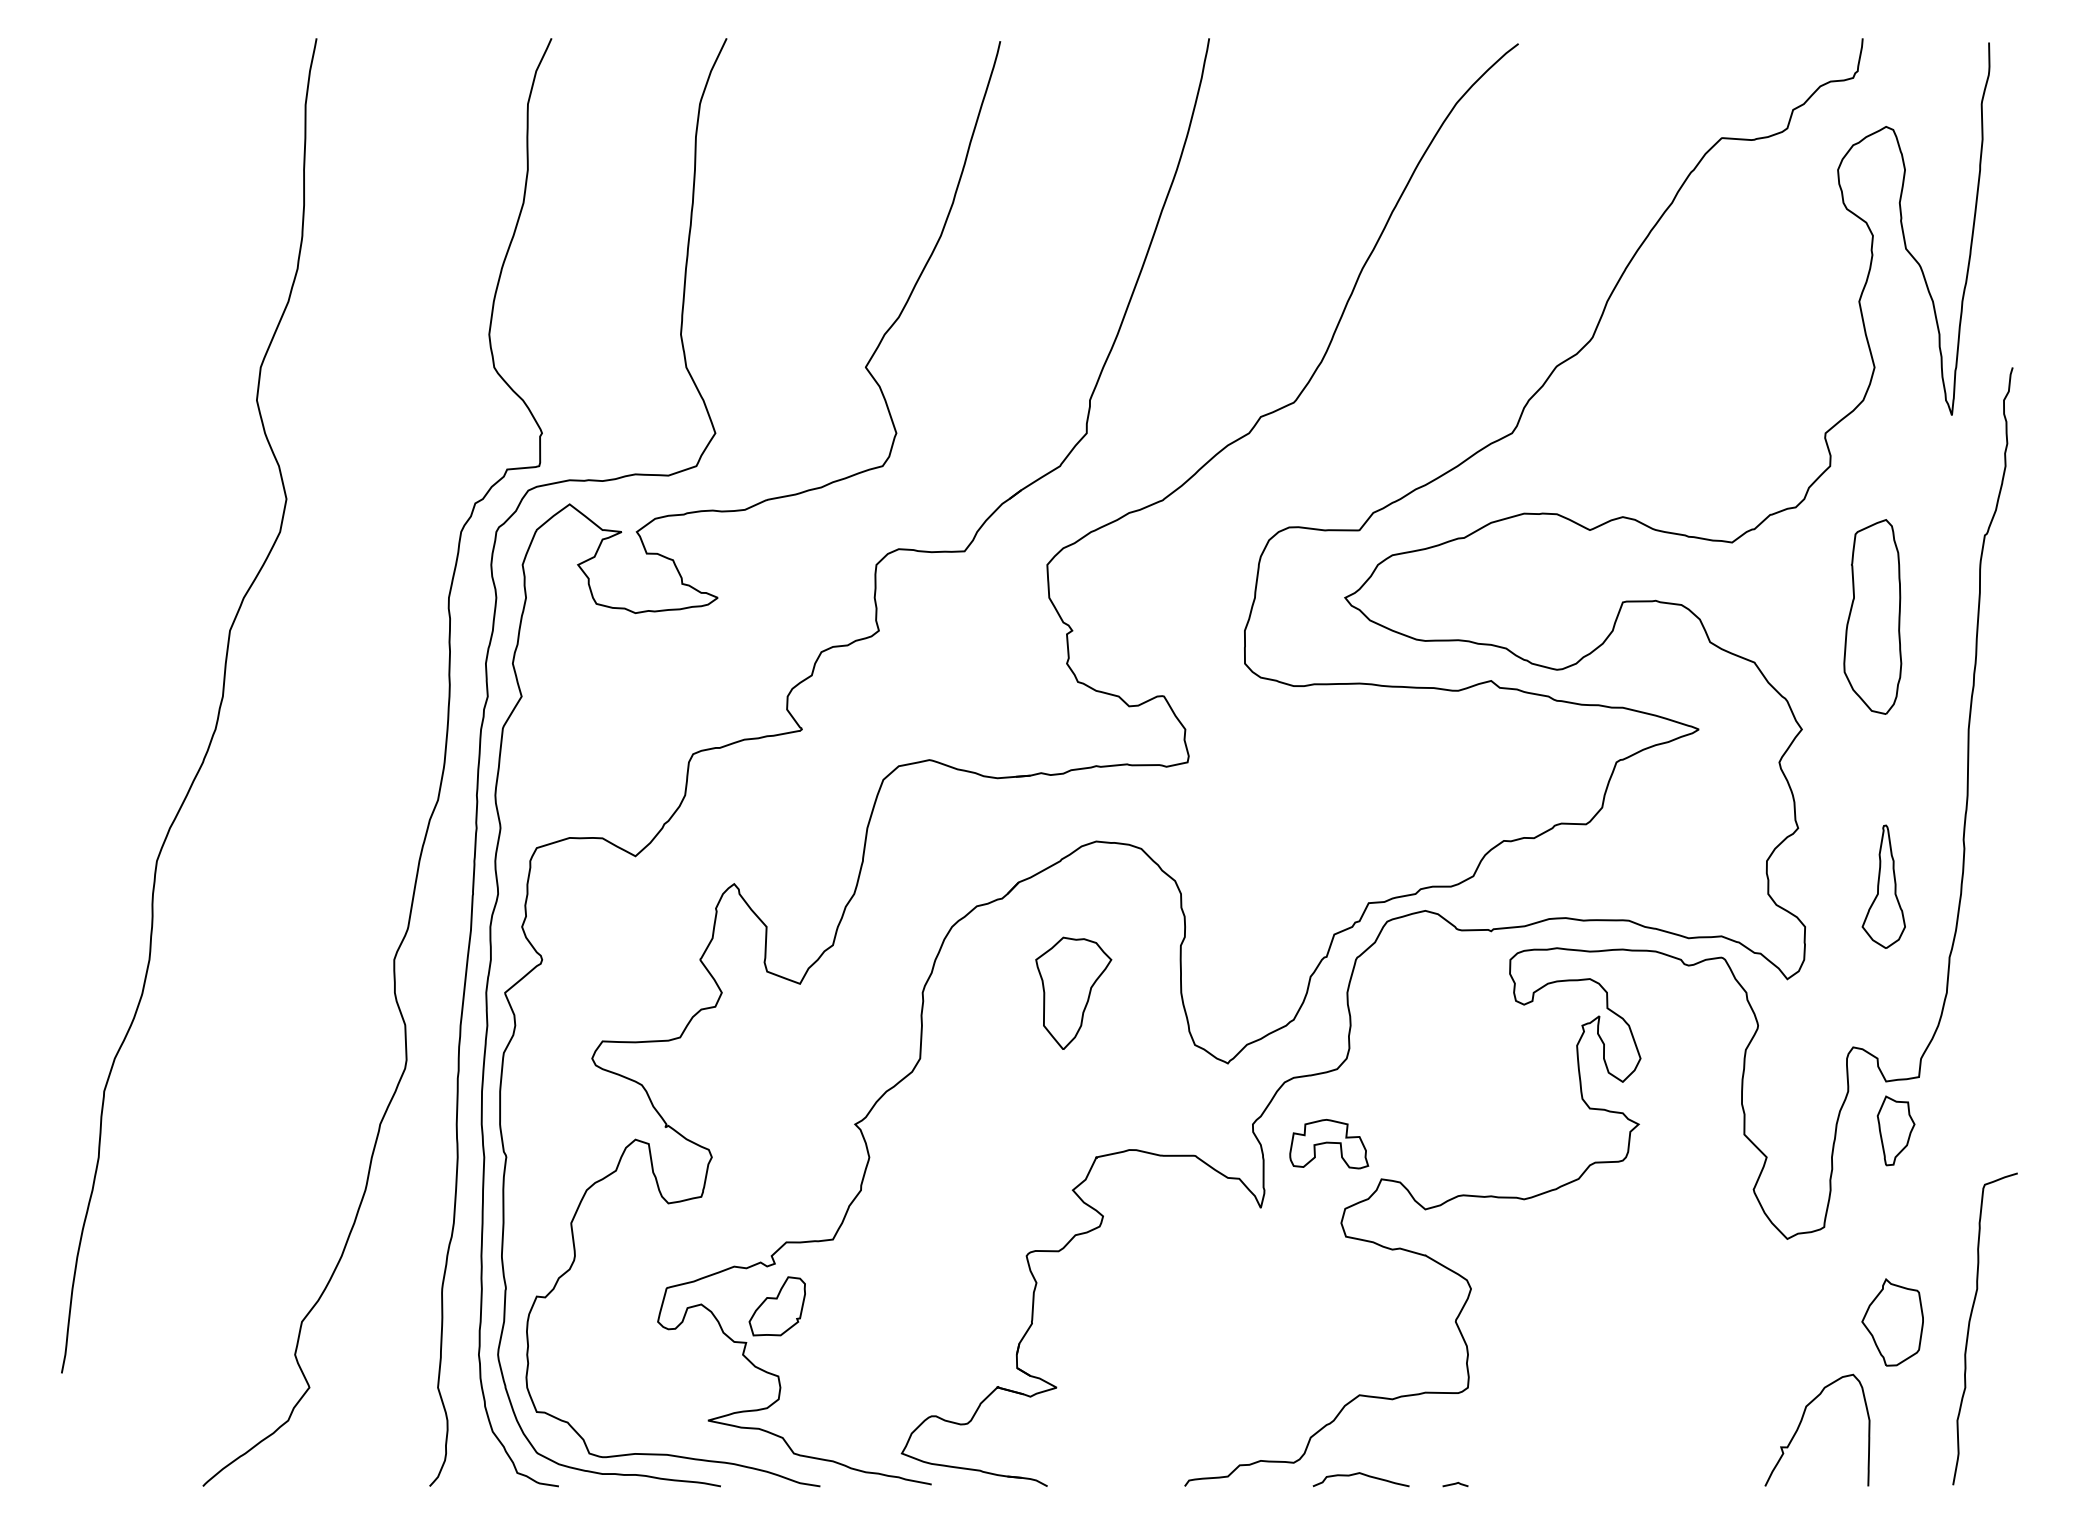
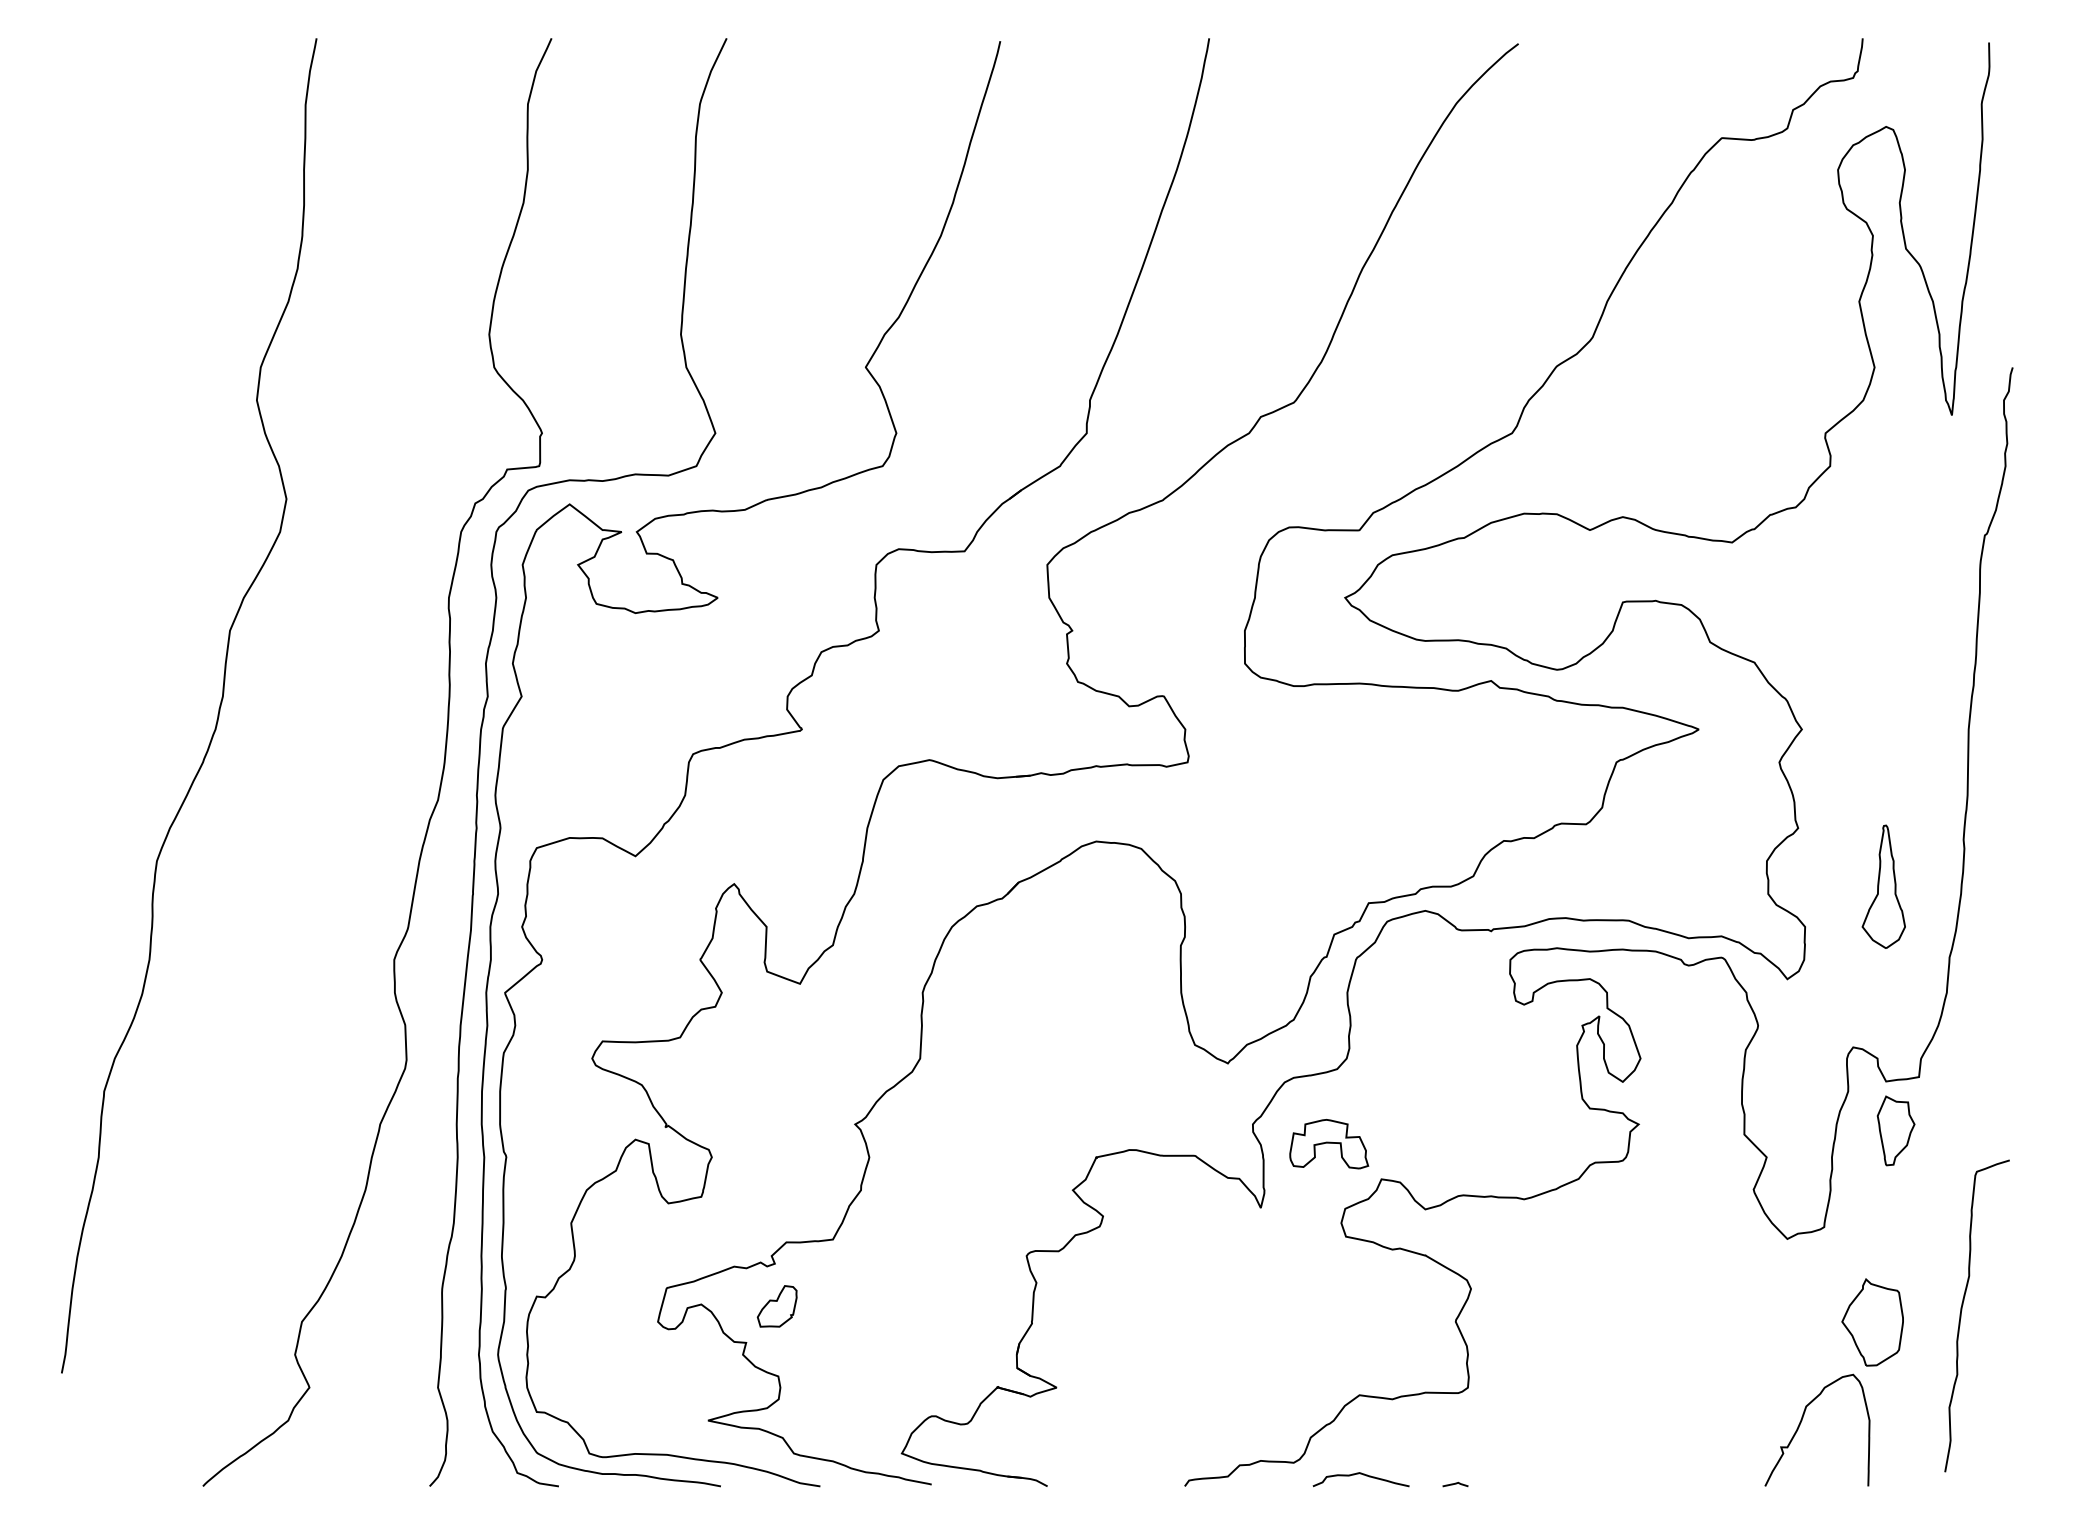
part: present -> none (1872, 616)
part: present -> none (1073, 992)
part size: 58x61 px -> 42x43 px (776, 1306)
part position: (1892, 1322) -> (1872, 1322) (1872, 1322)
curve position: (1970, 1323) -> (1962, 1310) (1962, 1310)
